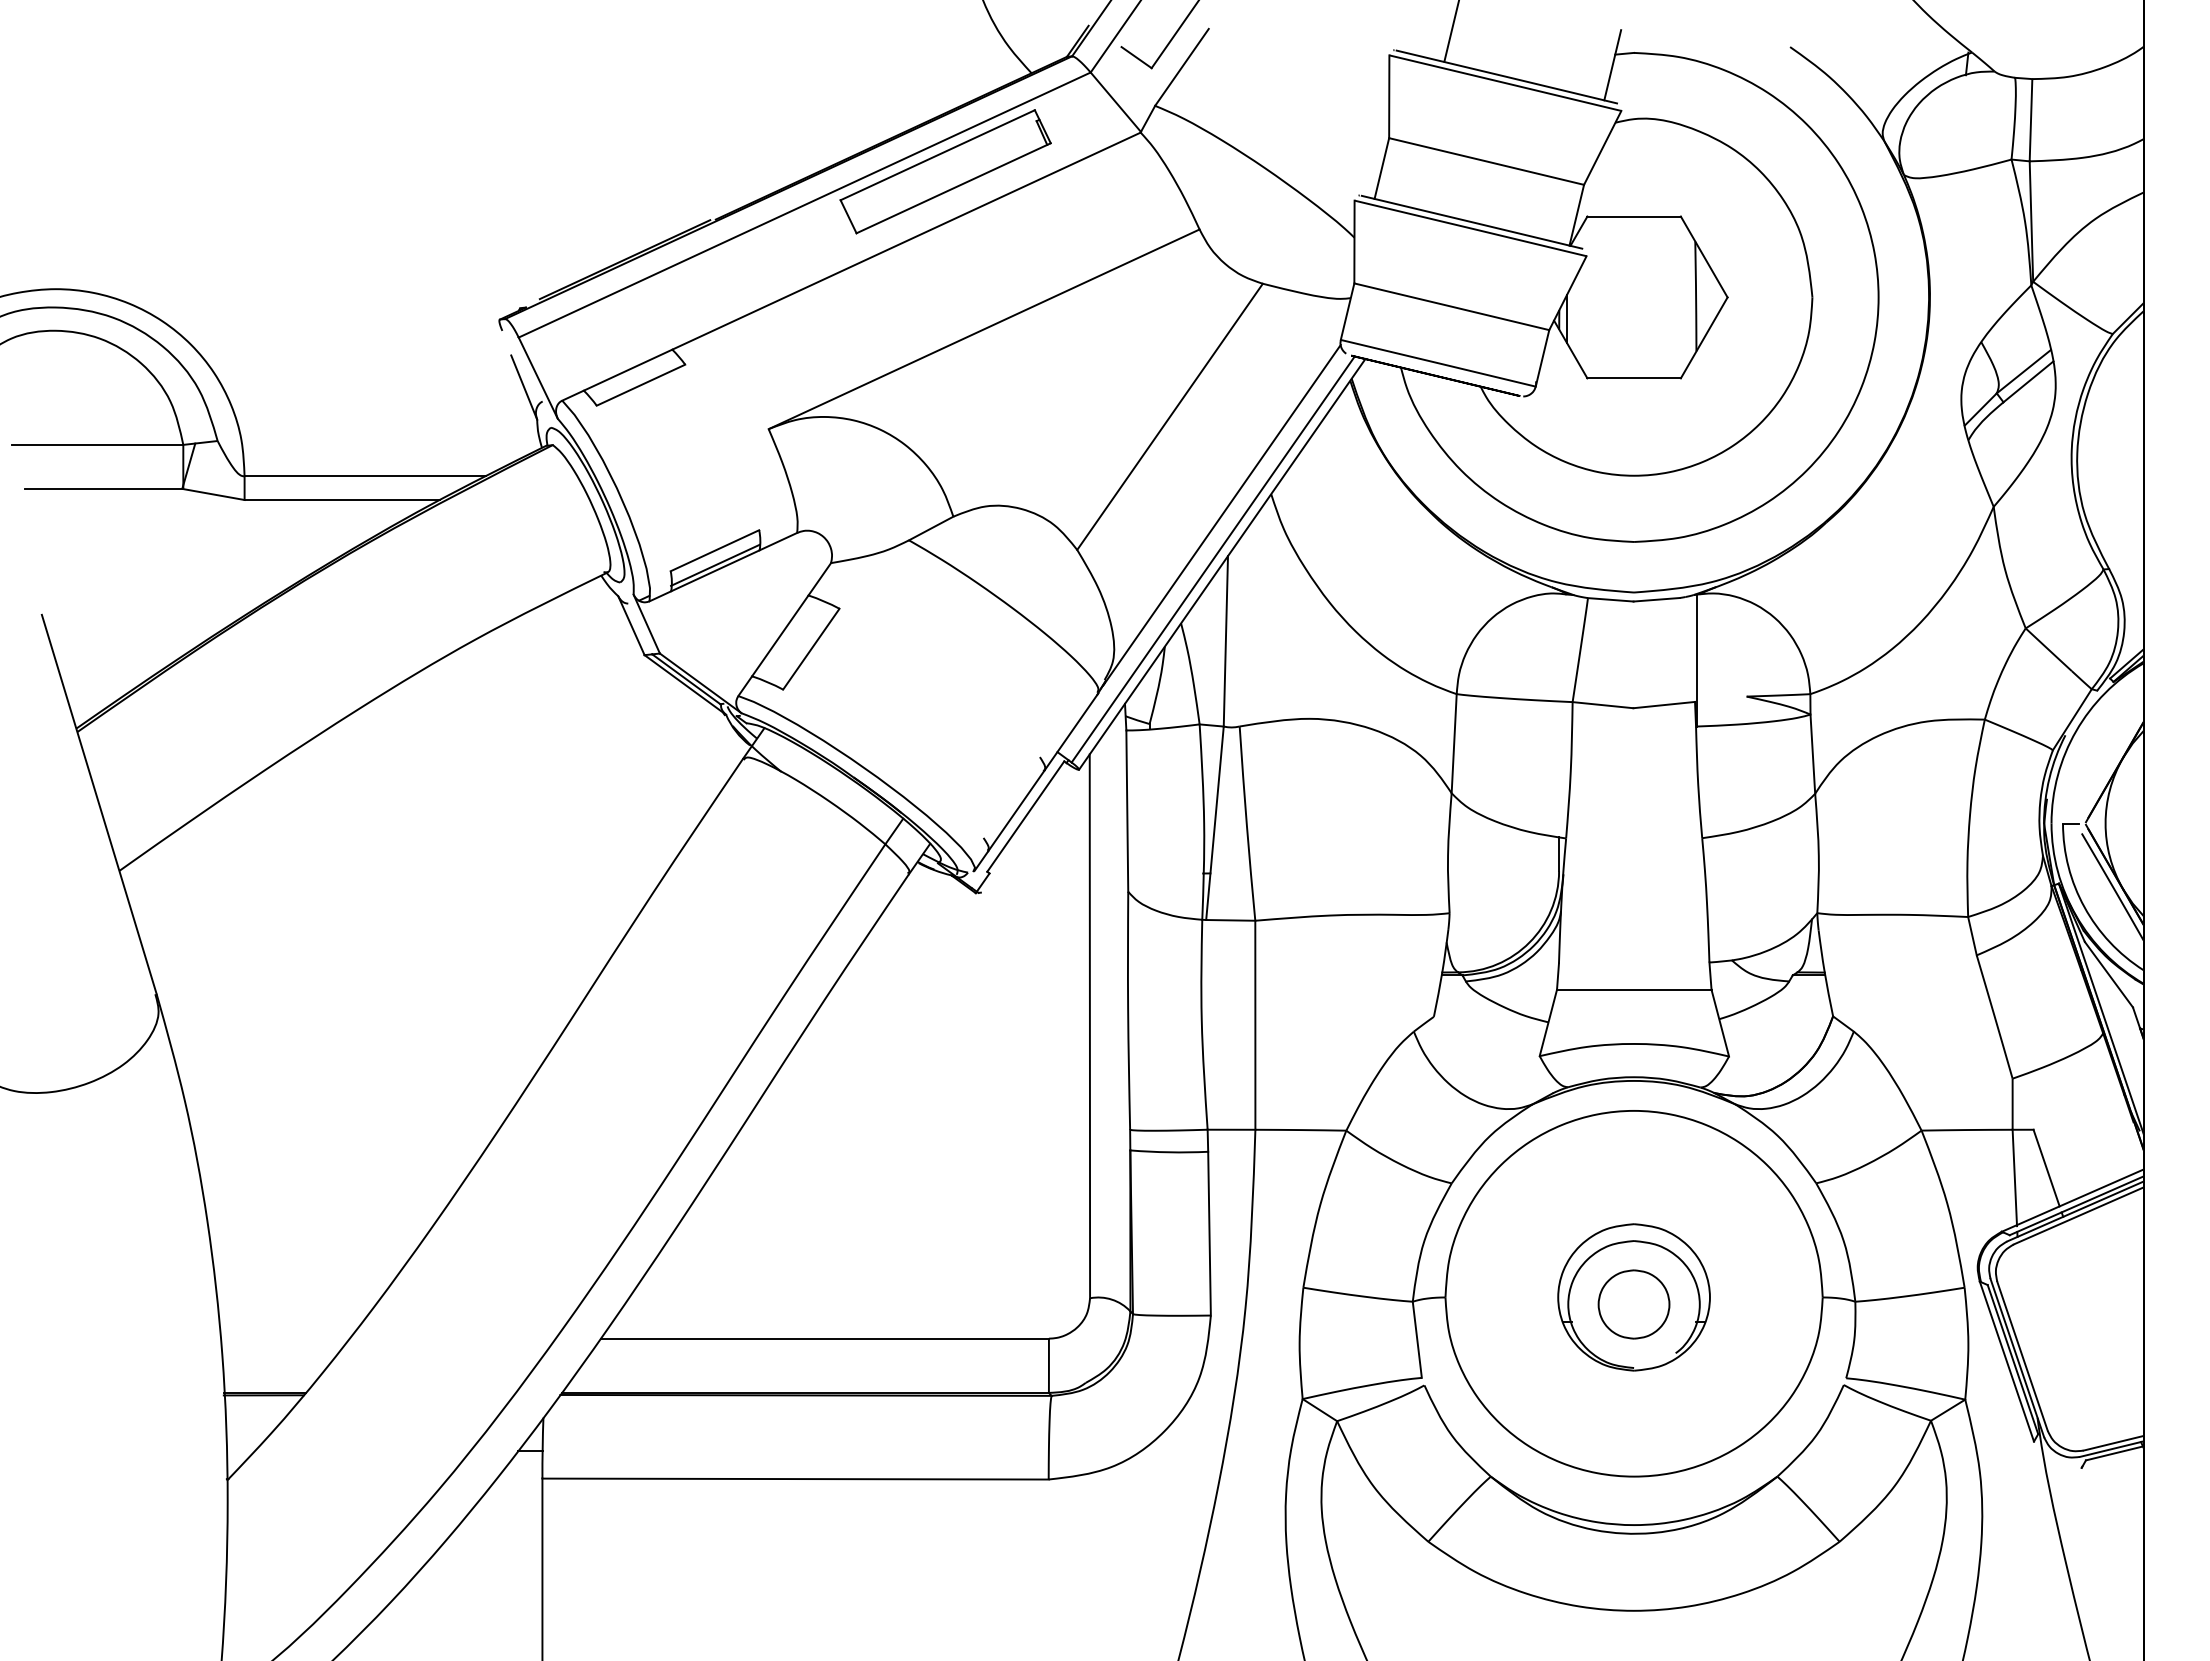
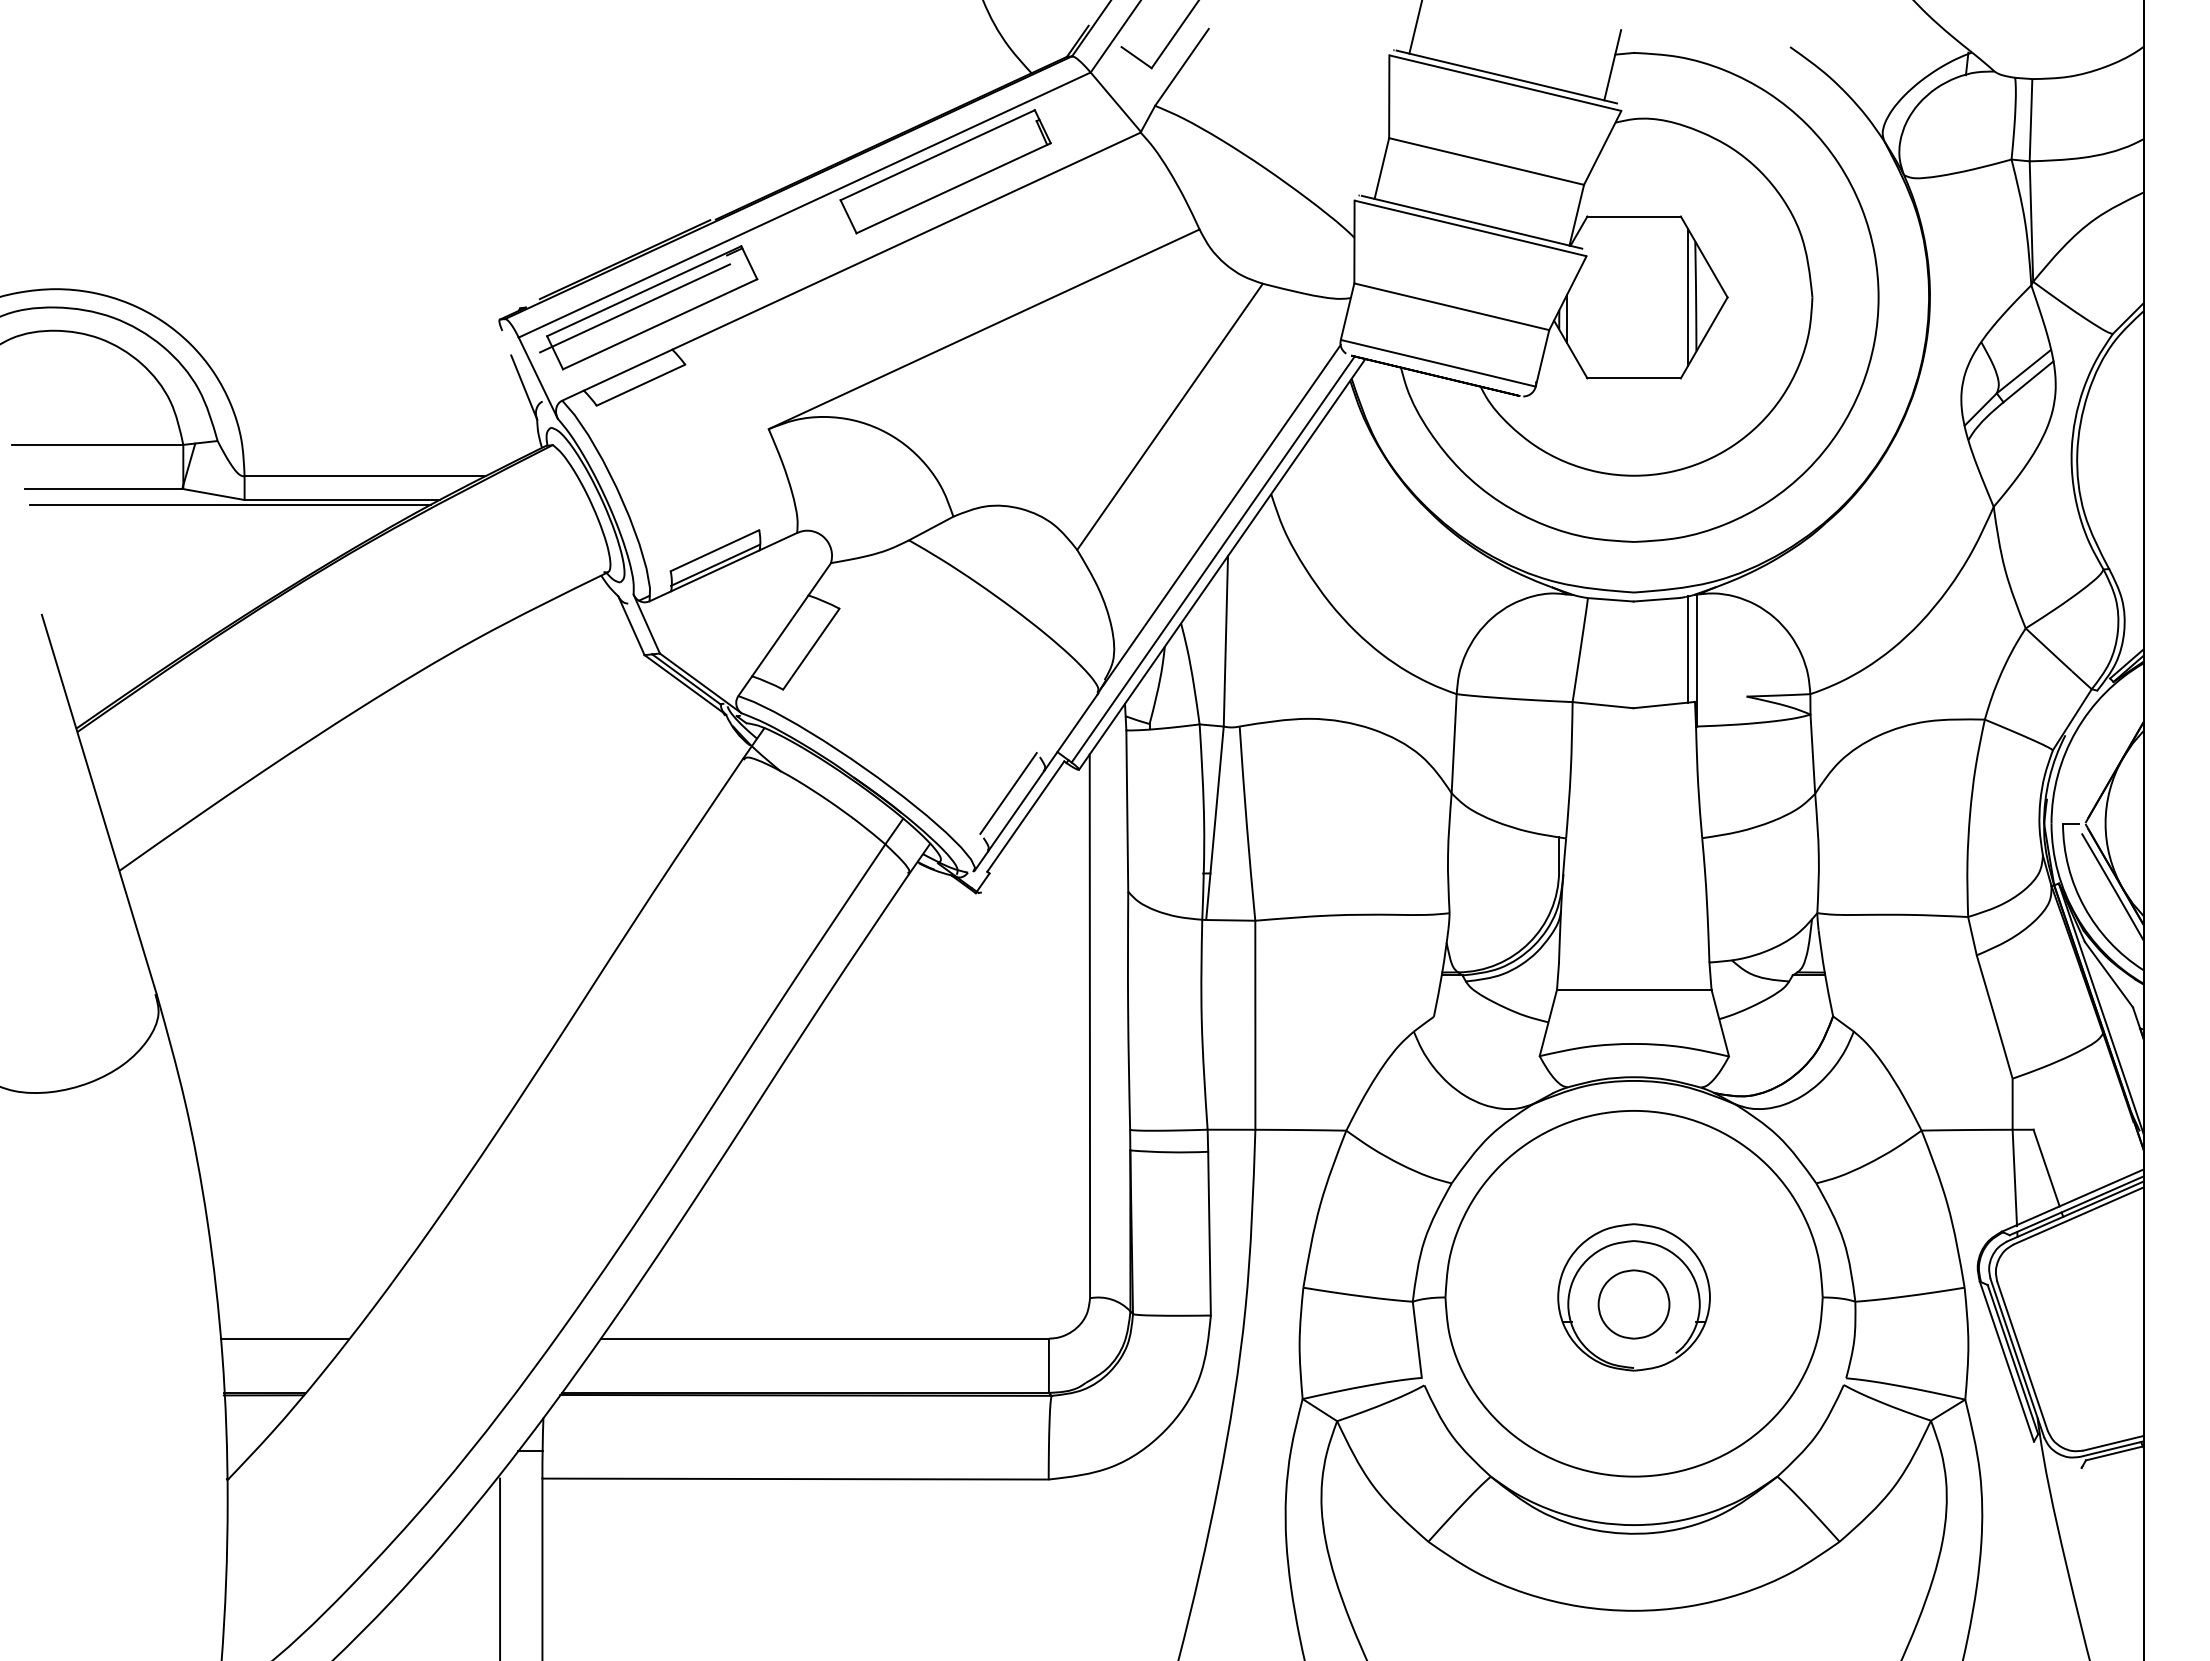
line position: (1451, 31) -> (1415, 27) (1415, 27)
line: none -> present (1688, 297)
part: none -> present (648, 307)
line: none -> present (229, 504)
line: none -> present (1688, 649)
line: none -> present (1008, 793)
line: none -> present (284, 1338)
line: none -> present (500, 1567)
